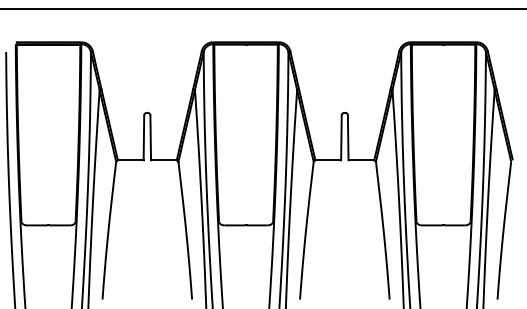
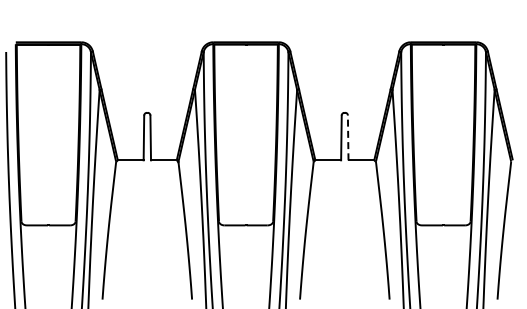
line: present -> none (262, 9)
line: solid -> dashed (348, 137)
